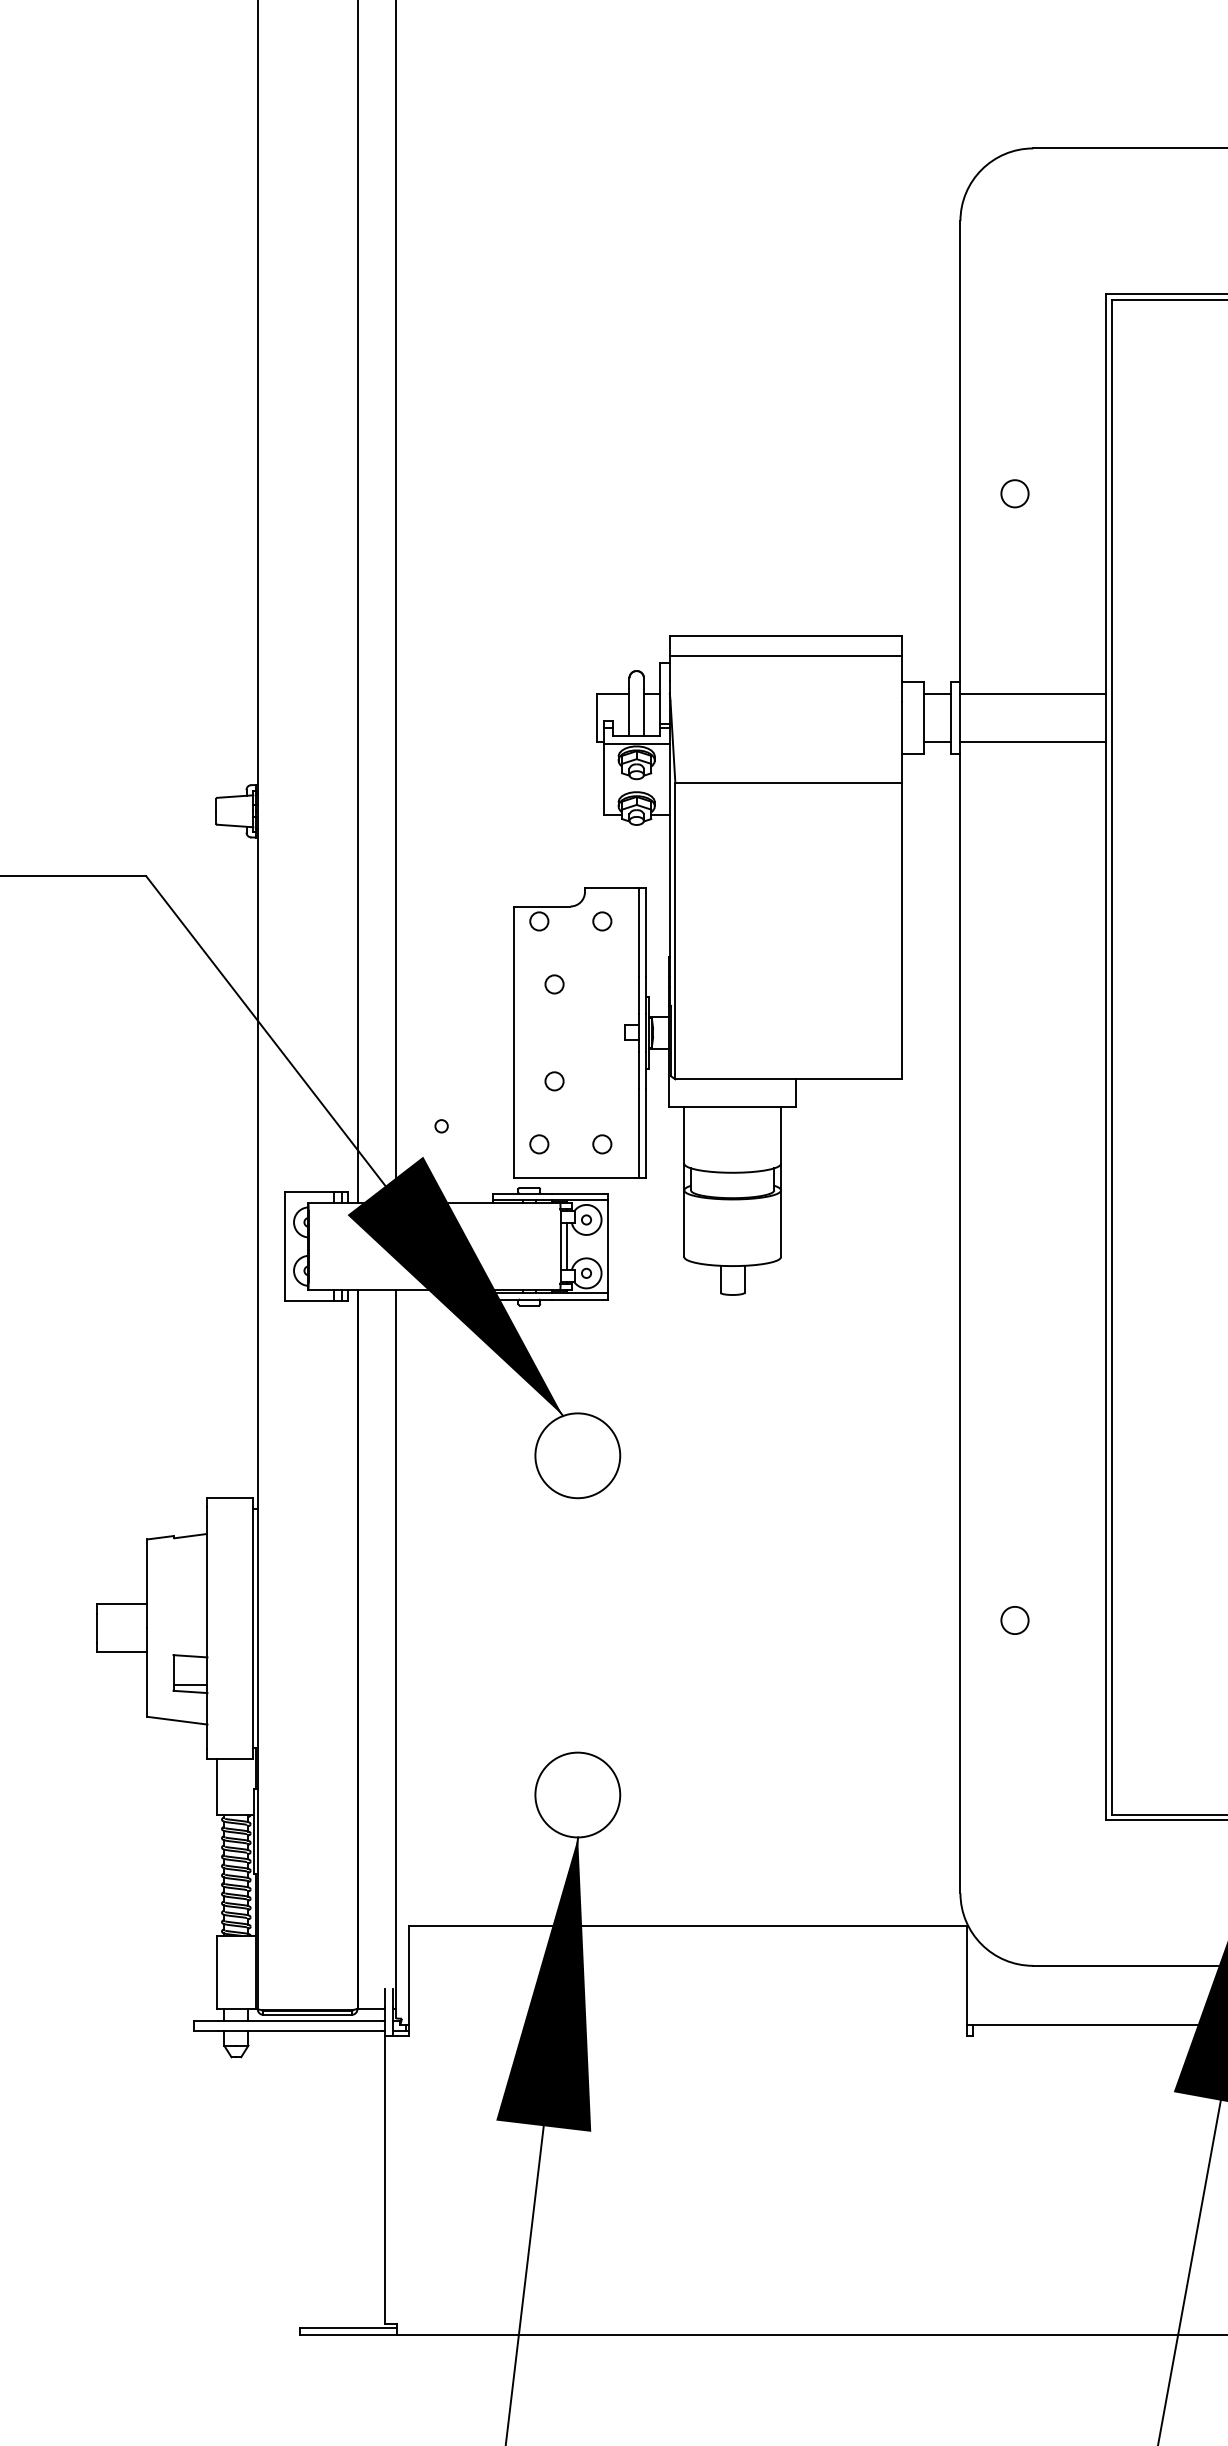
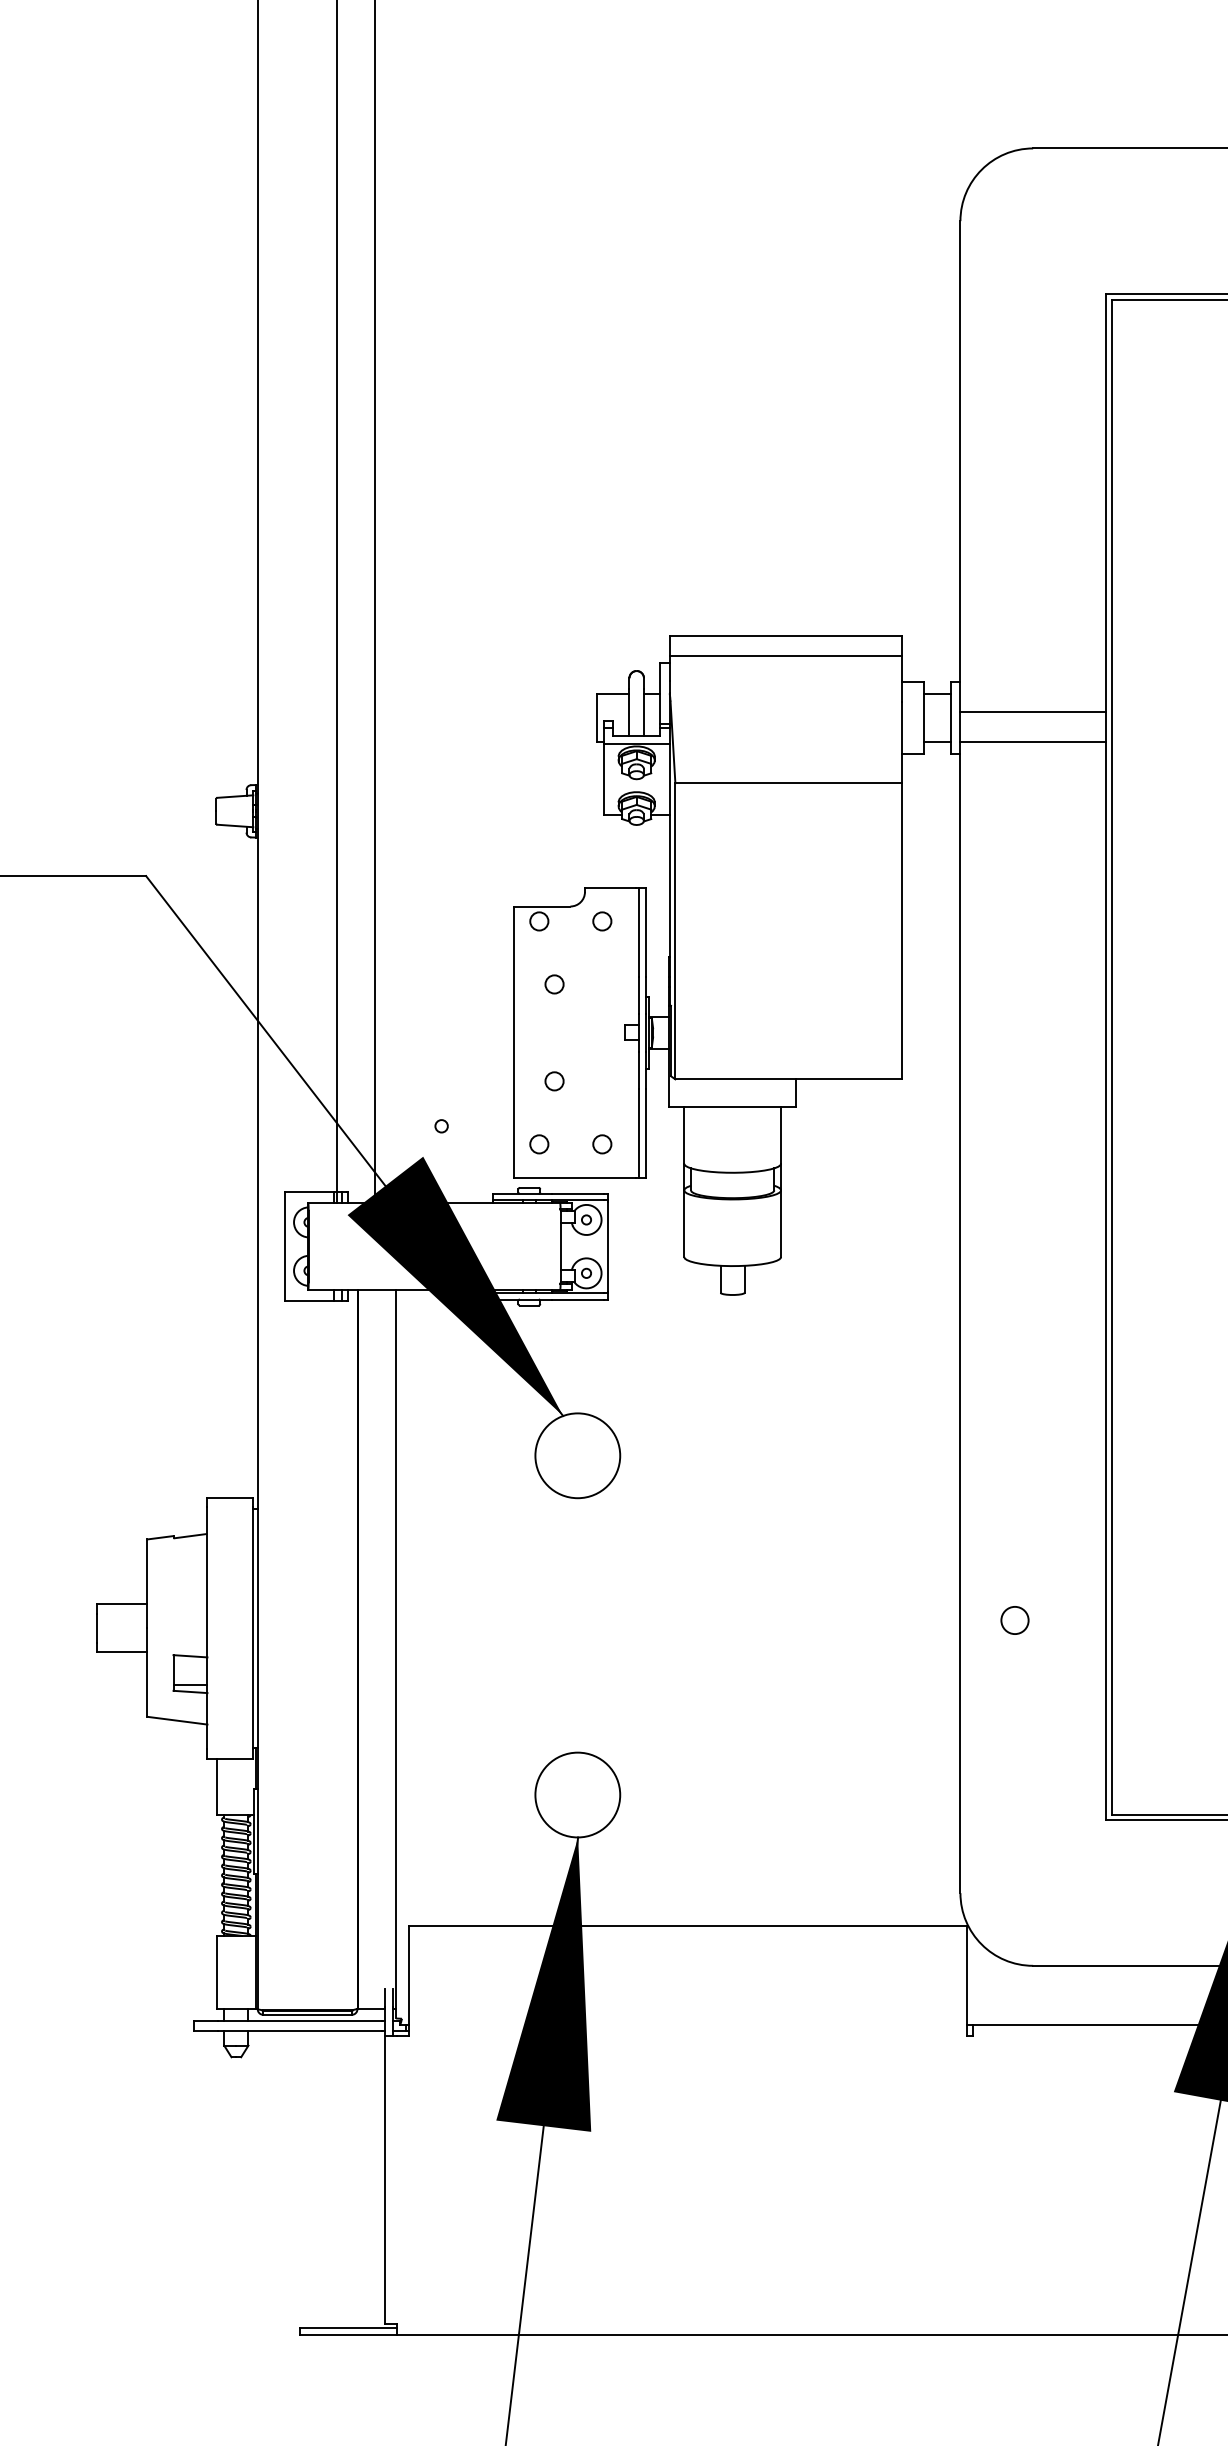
circle: present -> none (1014, 493)
line position: (357, 602) -> (336, 602) (336, 602)
line position: (396, 602) -> (375, 602) (375, 602)
line position: (1032, 693) -> (1032, 711) (1032, 711)
line: present -> none (567, 1246)
